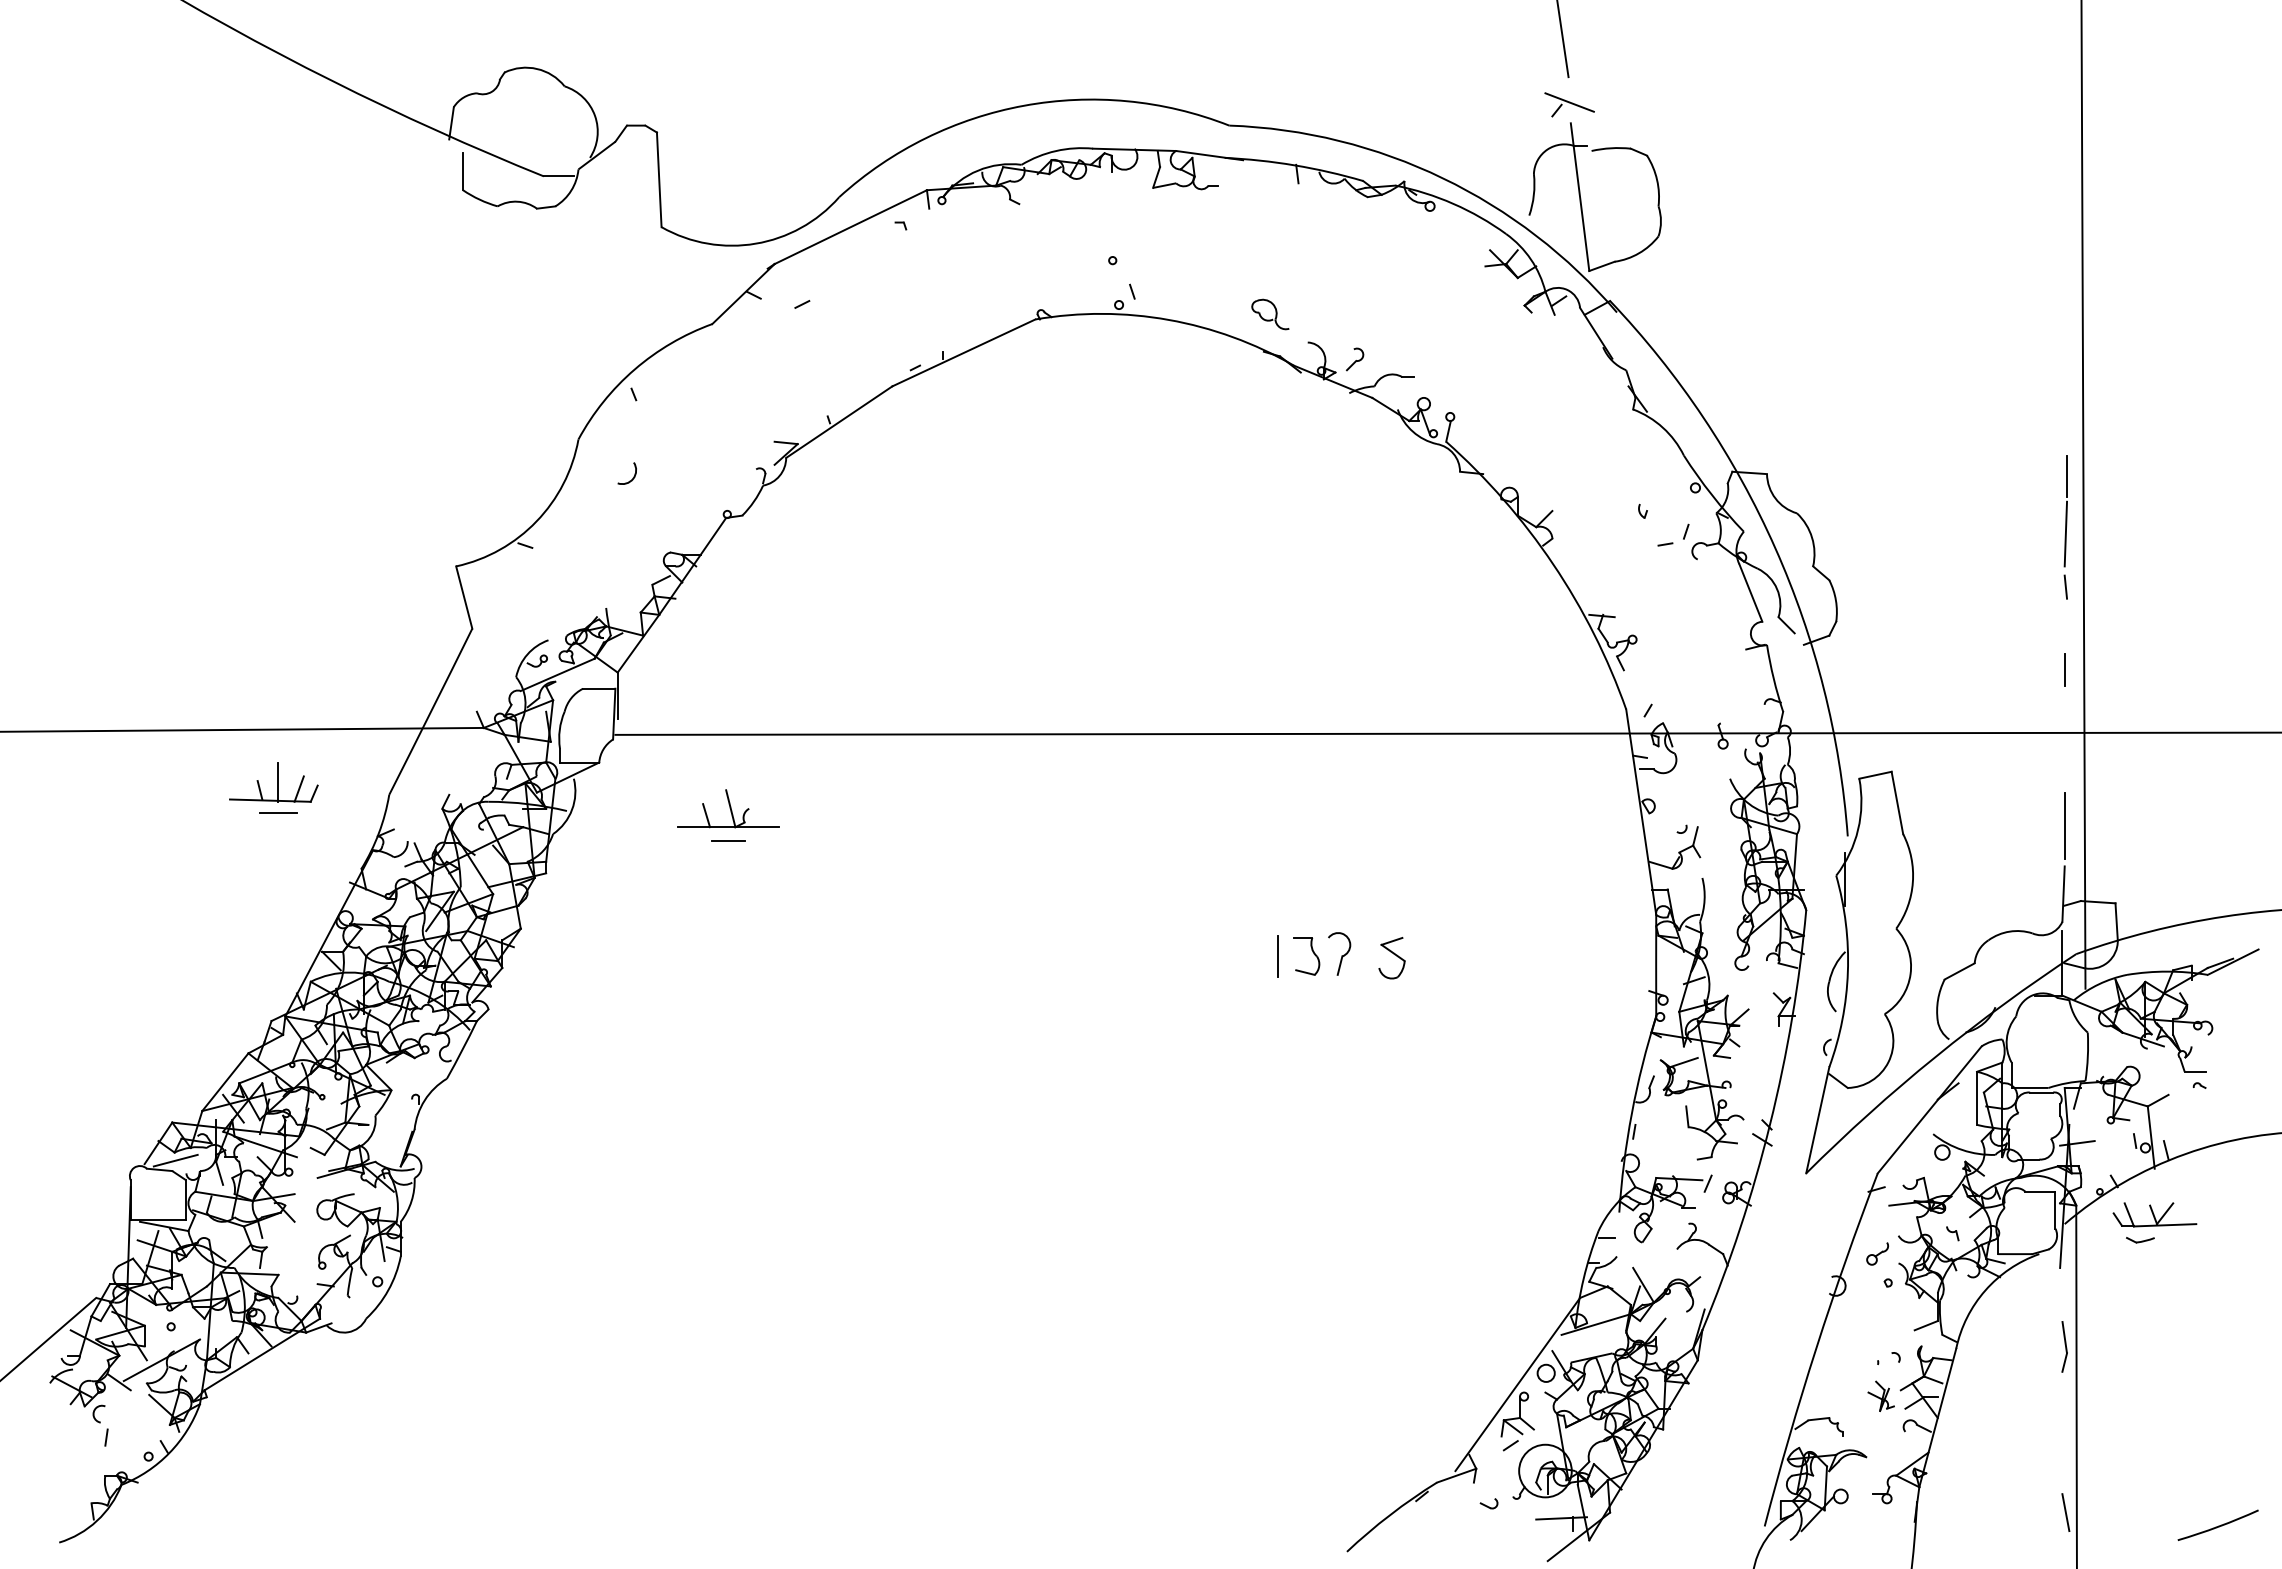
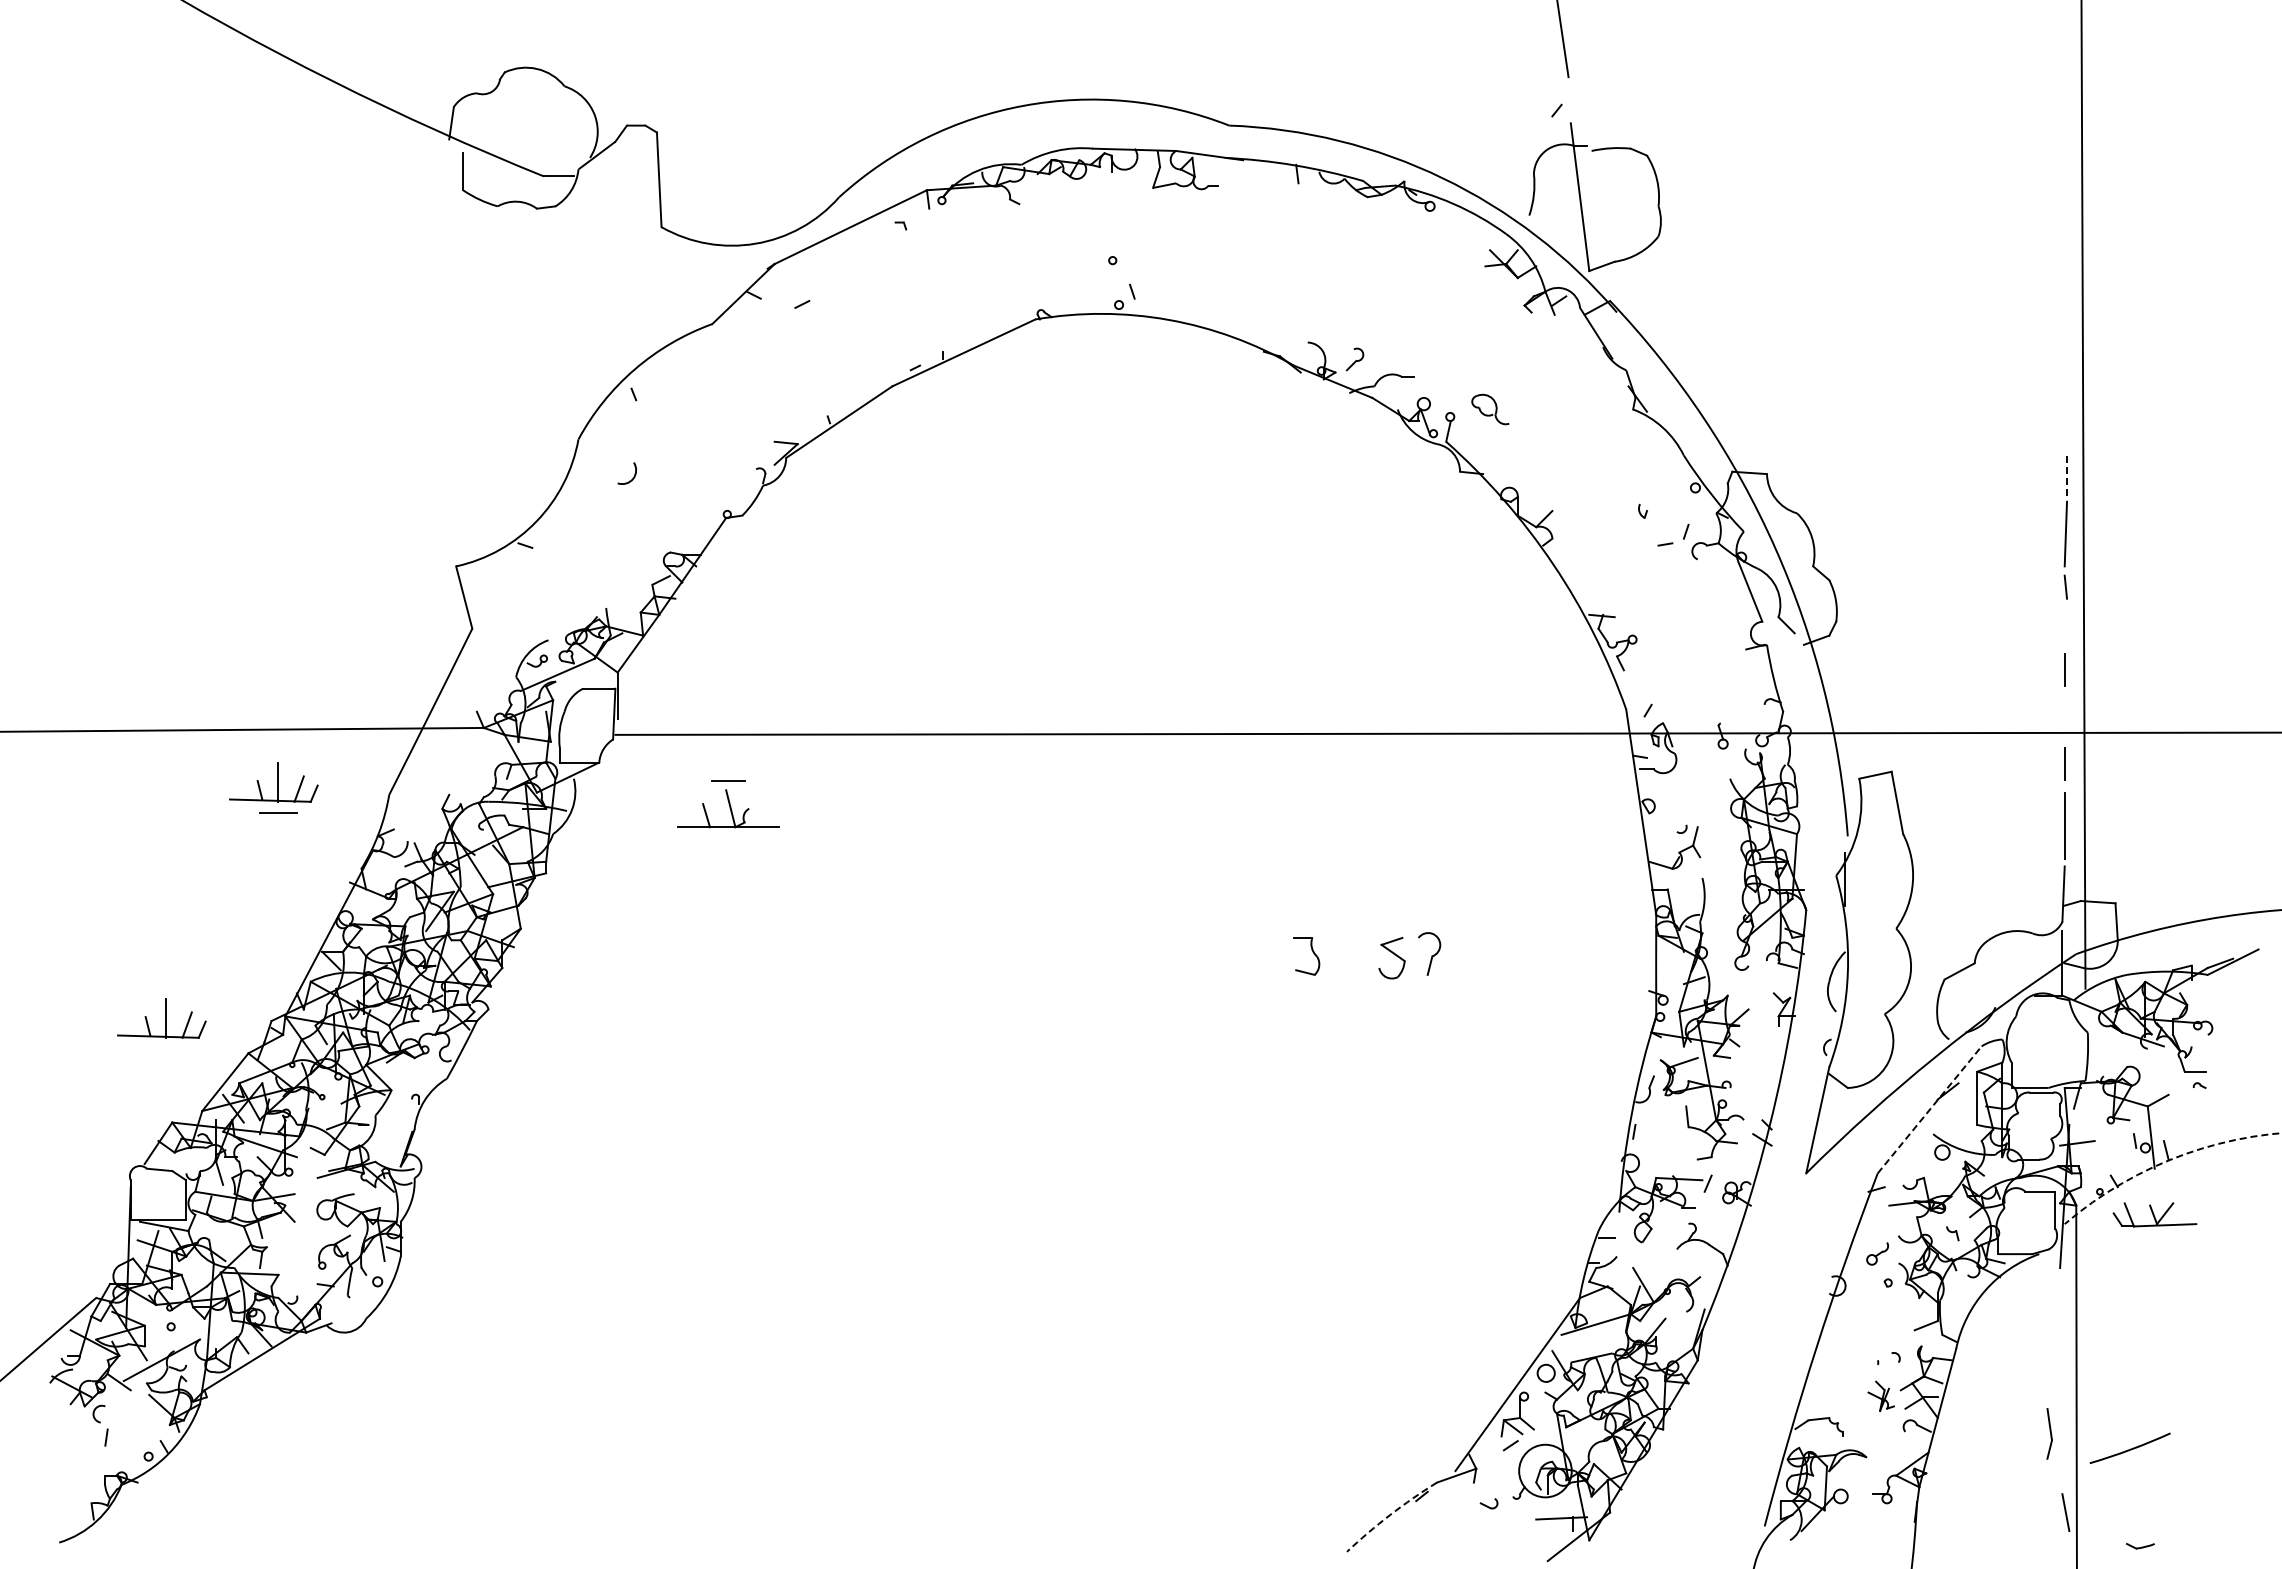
line: present -> none (1569, 102)
part position: (1270, 314) -> (1490, 409) (1490, 409)
line: solid -> dashed (2067, 476)
line: none -> present (2064, 763)
line position: (728, 840) -> (728, 780) (728, 780)
part position: (1339, 953) -> (1429, 953) (1429, 953)
line: present -> none (1277, 956)
part: none -> present (161, 1018)
line: solid -> dashed (1930, 1109)
line: present -> none (175, 1160)
arc: solid -> dashed (2166, 1161)
part position: (2140, 1240) -> (2140, 1546) (2140, 1546)
part position: (2064, 1346) -> (2049, 1433) (2049, 1433)
arc: solid -> dashed (1390, 1514)
arc position: (2218, 1525) -> (2130, 1448) (2130, 1448)
